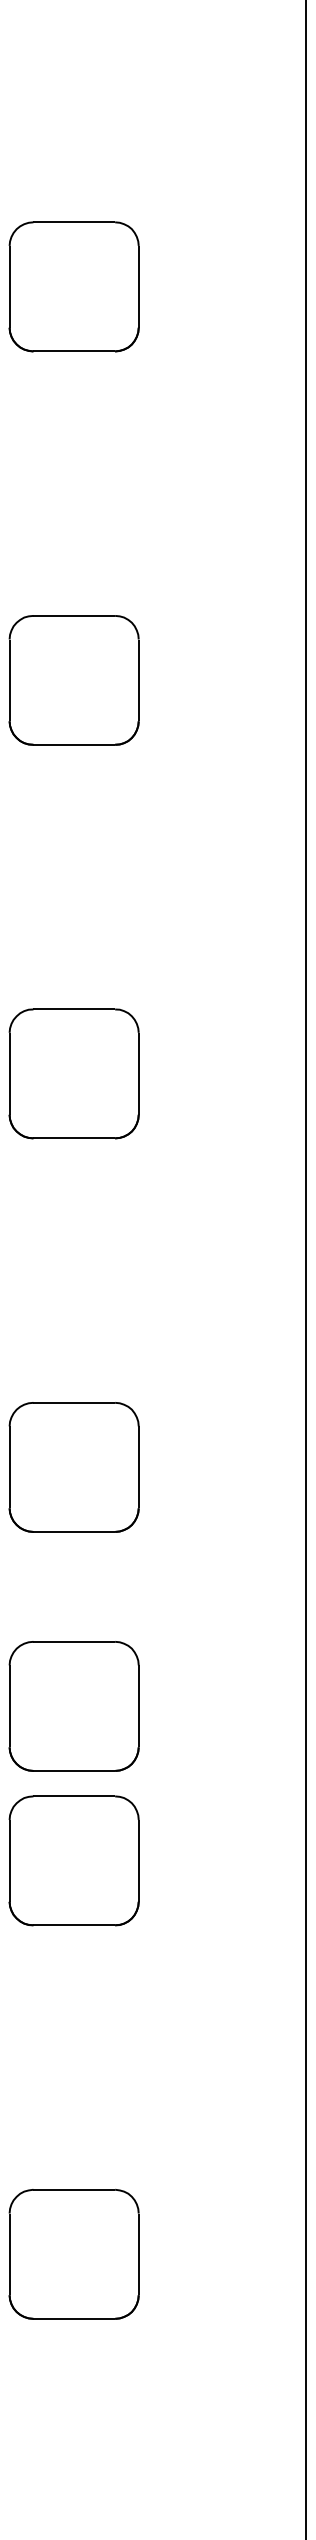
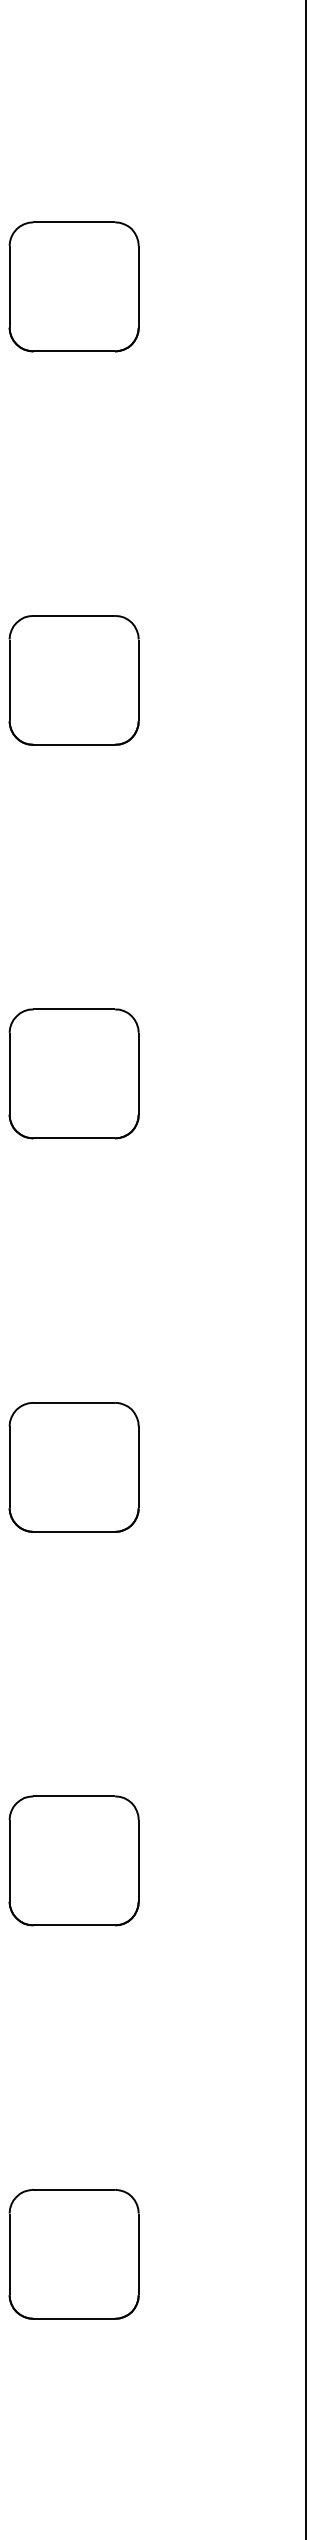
part: present -> none (73, 1706)
